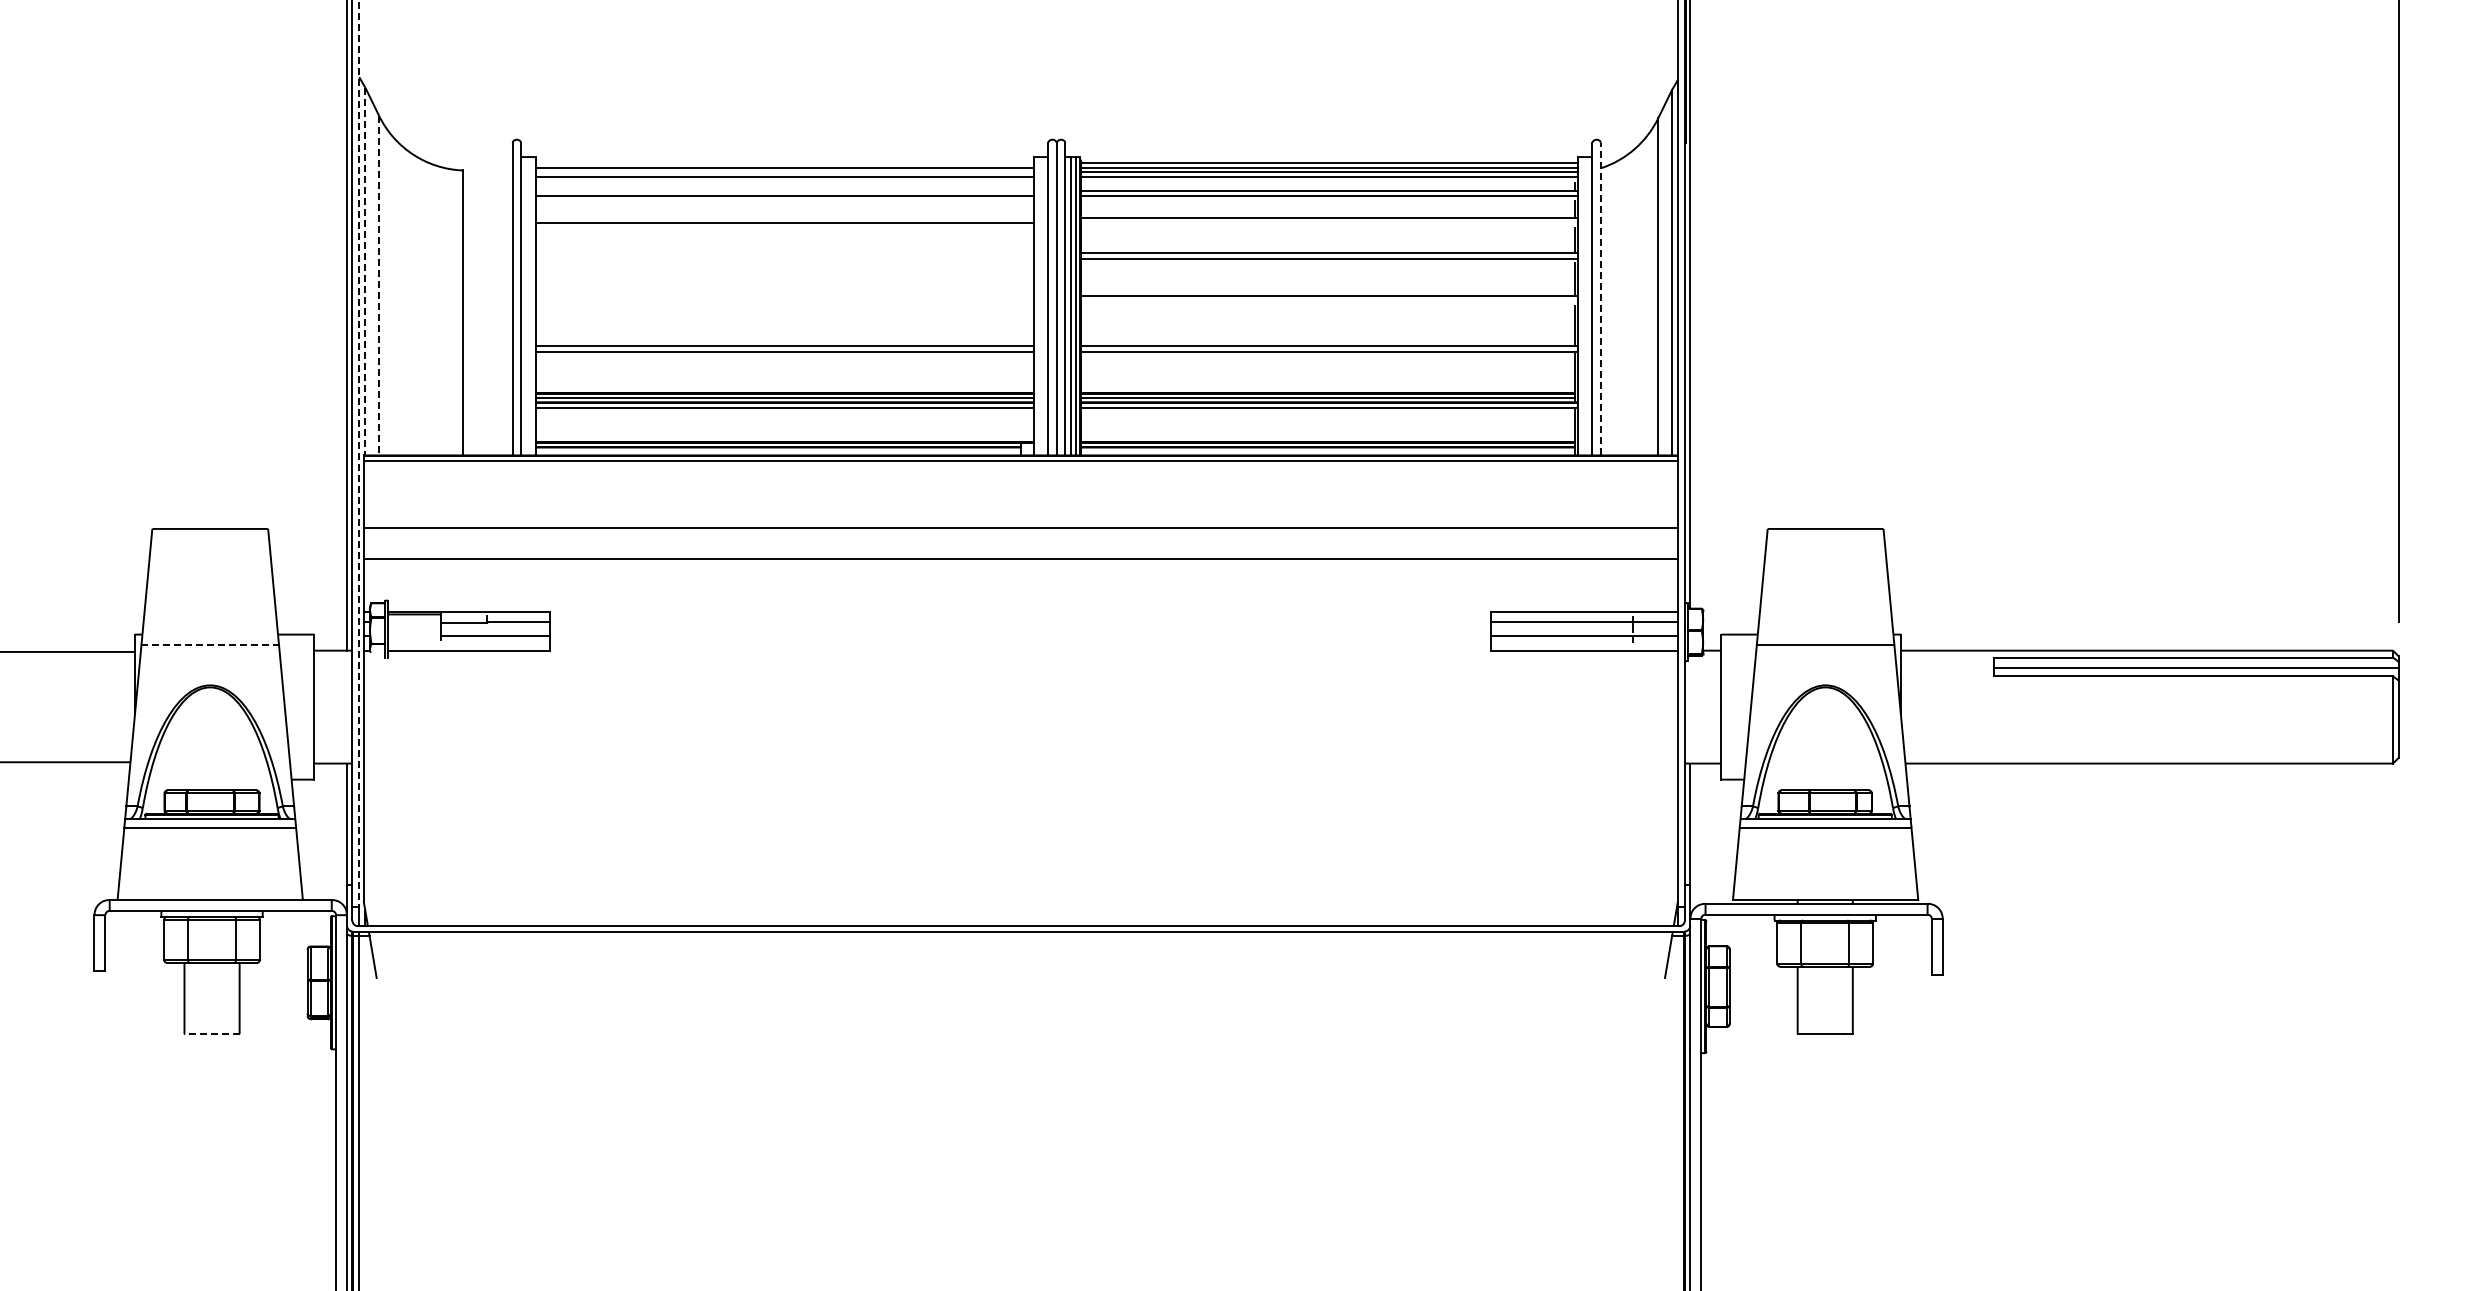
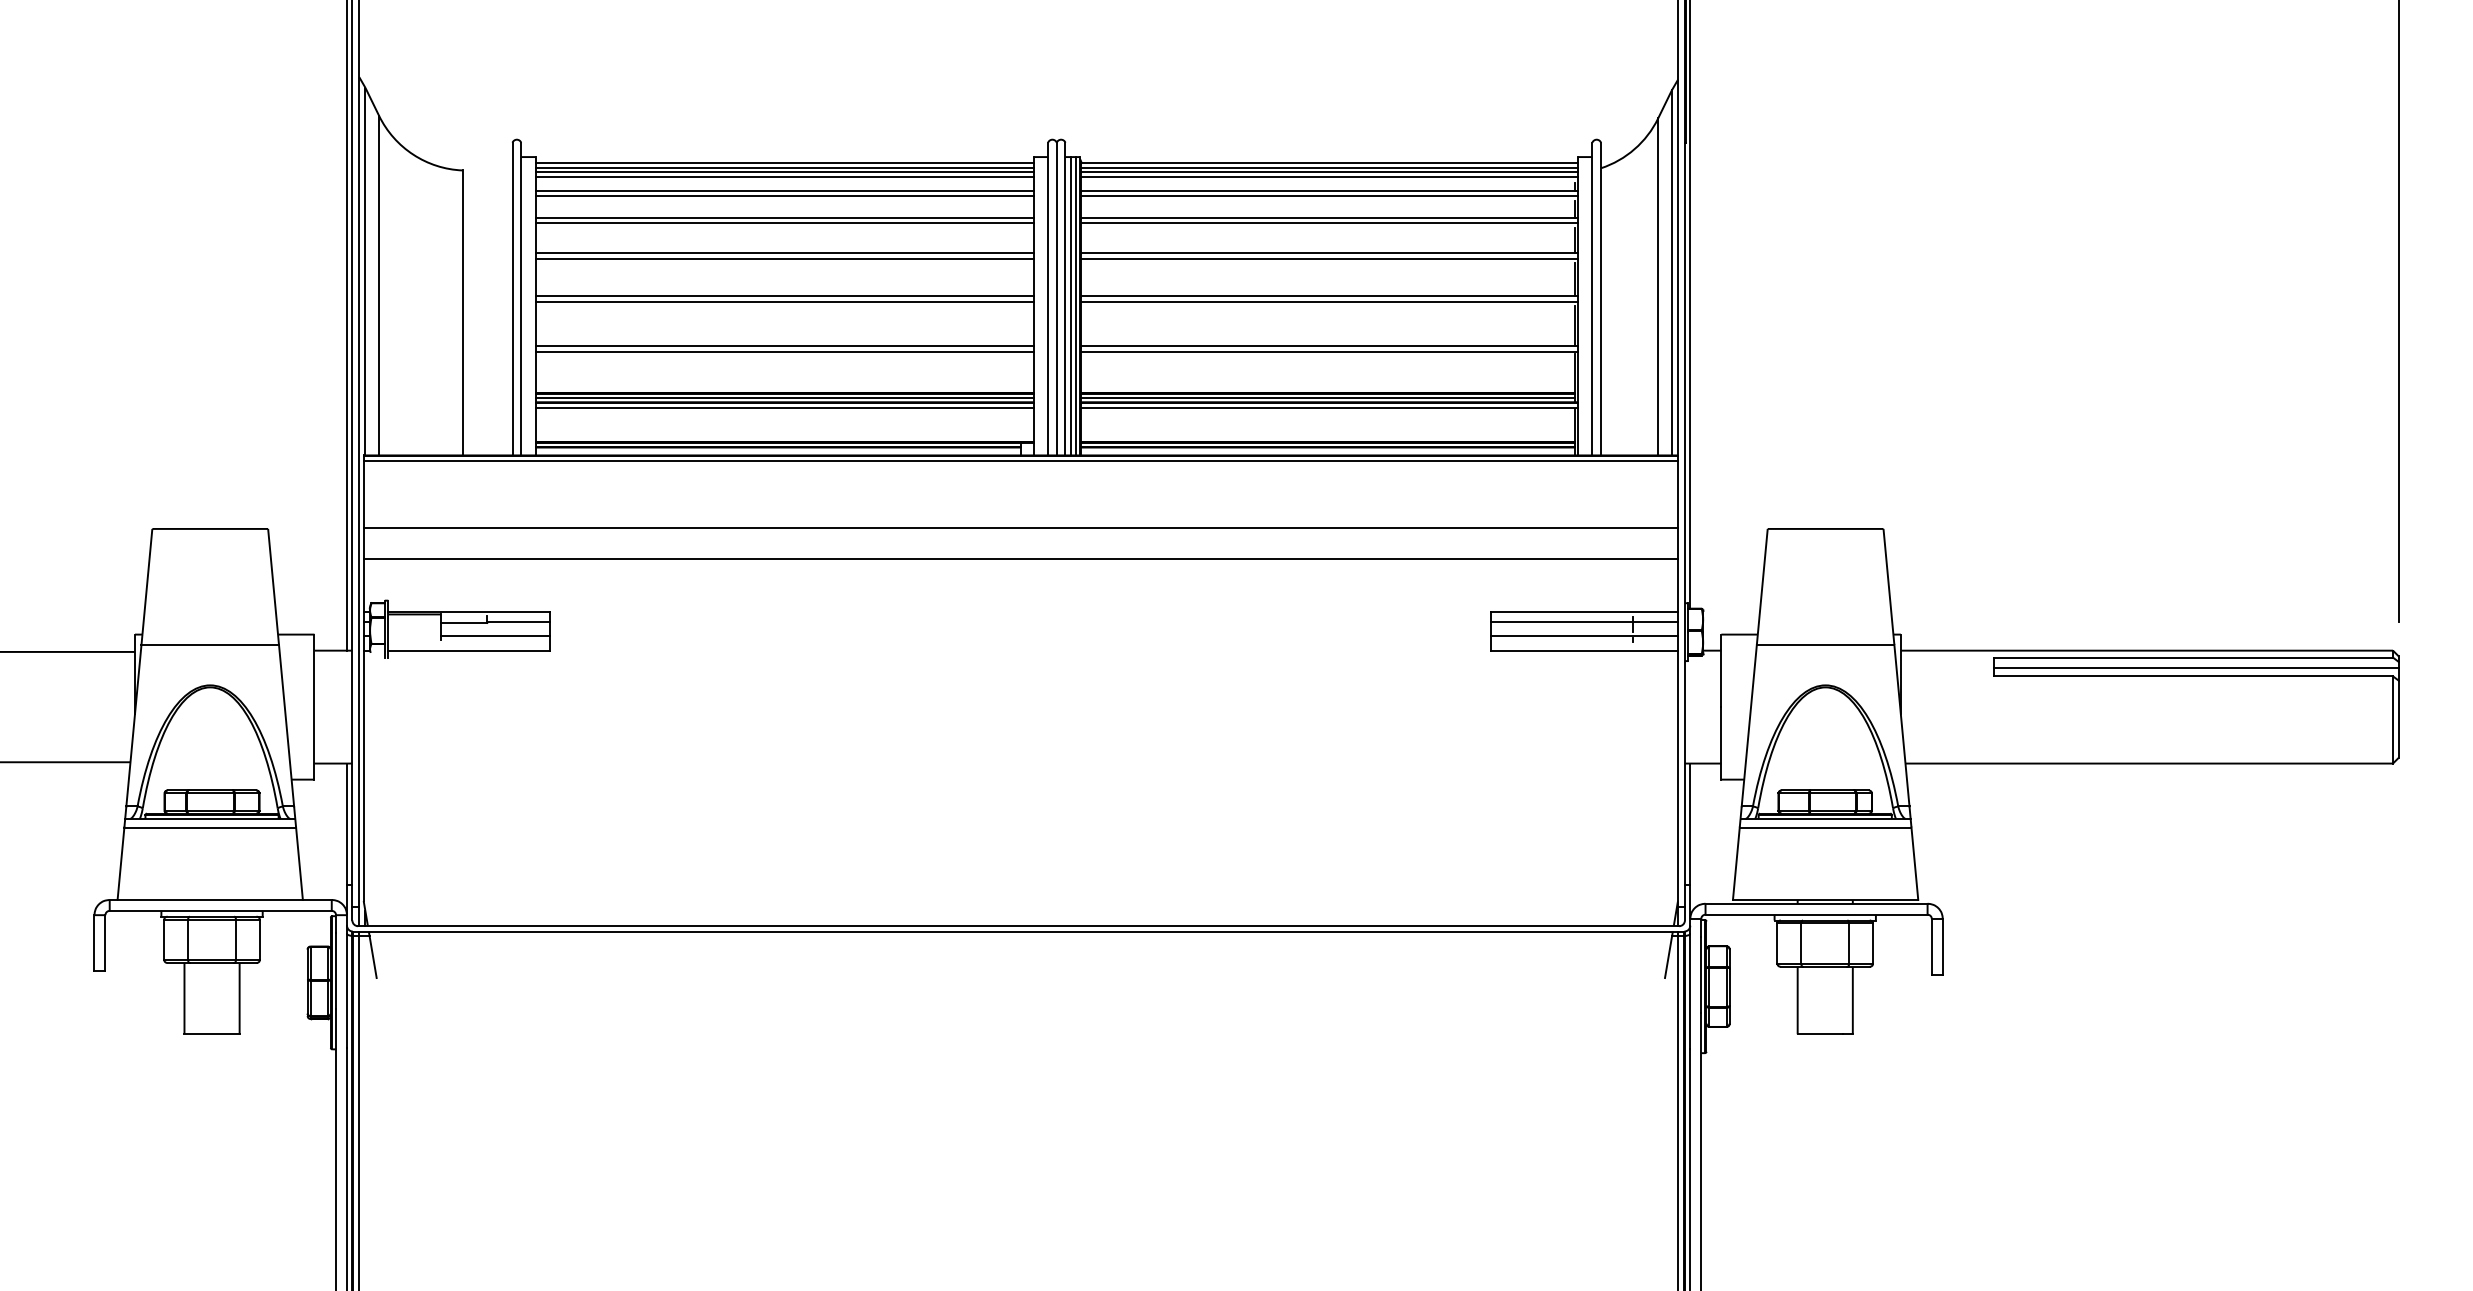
line: none -> present (784, 163)
line: none -> present (784, 172)
line: none -> present (784, 190)
line: none -> present (784, 217)
line: none -> present (1329, 223)
line: none -> present (784, 253)
line: none -> present (784, 258)
line: dashed -> solid (365, 271)
line: dashed -> solid (379, 285)
line: none -> present (784, 296)
line: dashed -> solid (1601, 298)
line: none -> present (784, 301)
line: none -> present (1329, 301)
line: dashed -> solid (359, 454)
line: dashed -> solid (210, 644)
line: dashed -> solid (212, 1034)
line: none -> present (1677, 1109)
